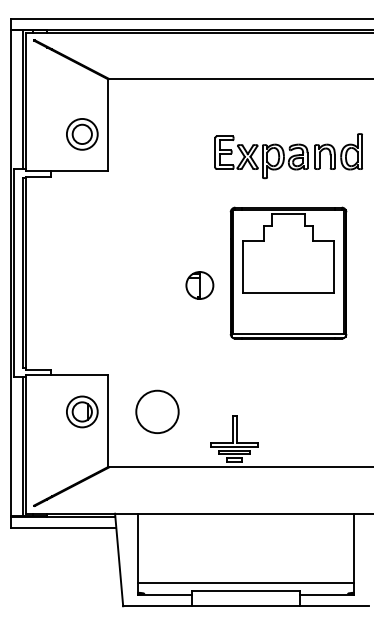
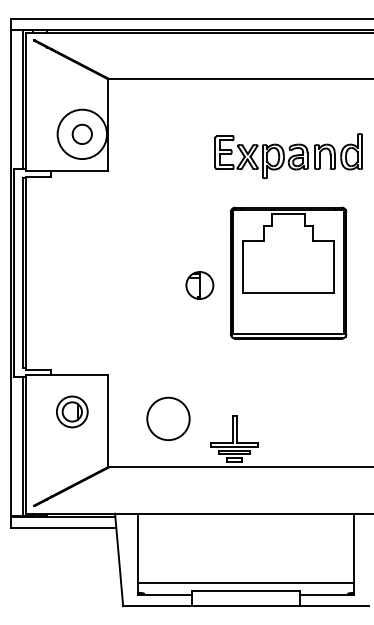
circle diameter: 31 px -> 49 px (81, 134)
part position: (82, 411) -> (72, 411) (72, 411)
circle position: (157, 411) -> (168, 418) (168, 418)
